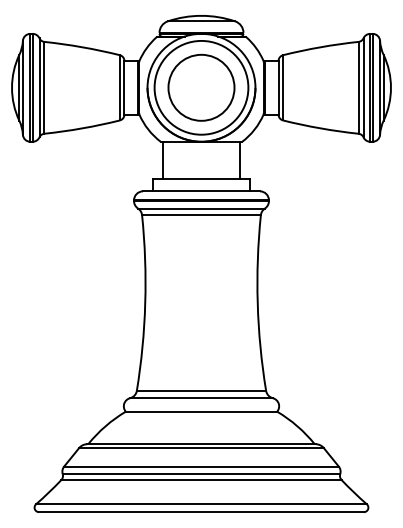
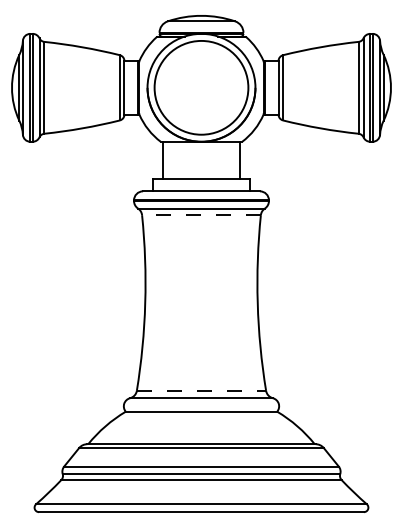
circle: present -> none (201, 87)
line: solid -> dashed (201, 215)
line: solid -> dashed (201, 390)
